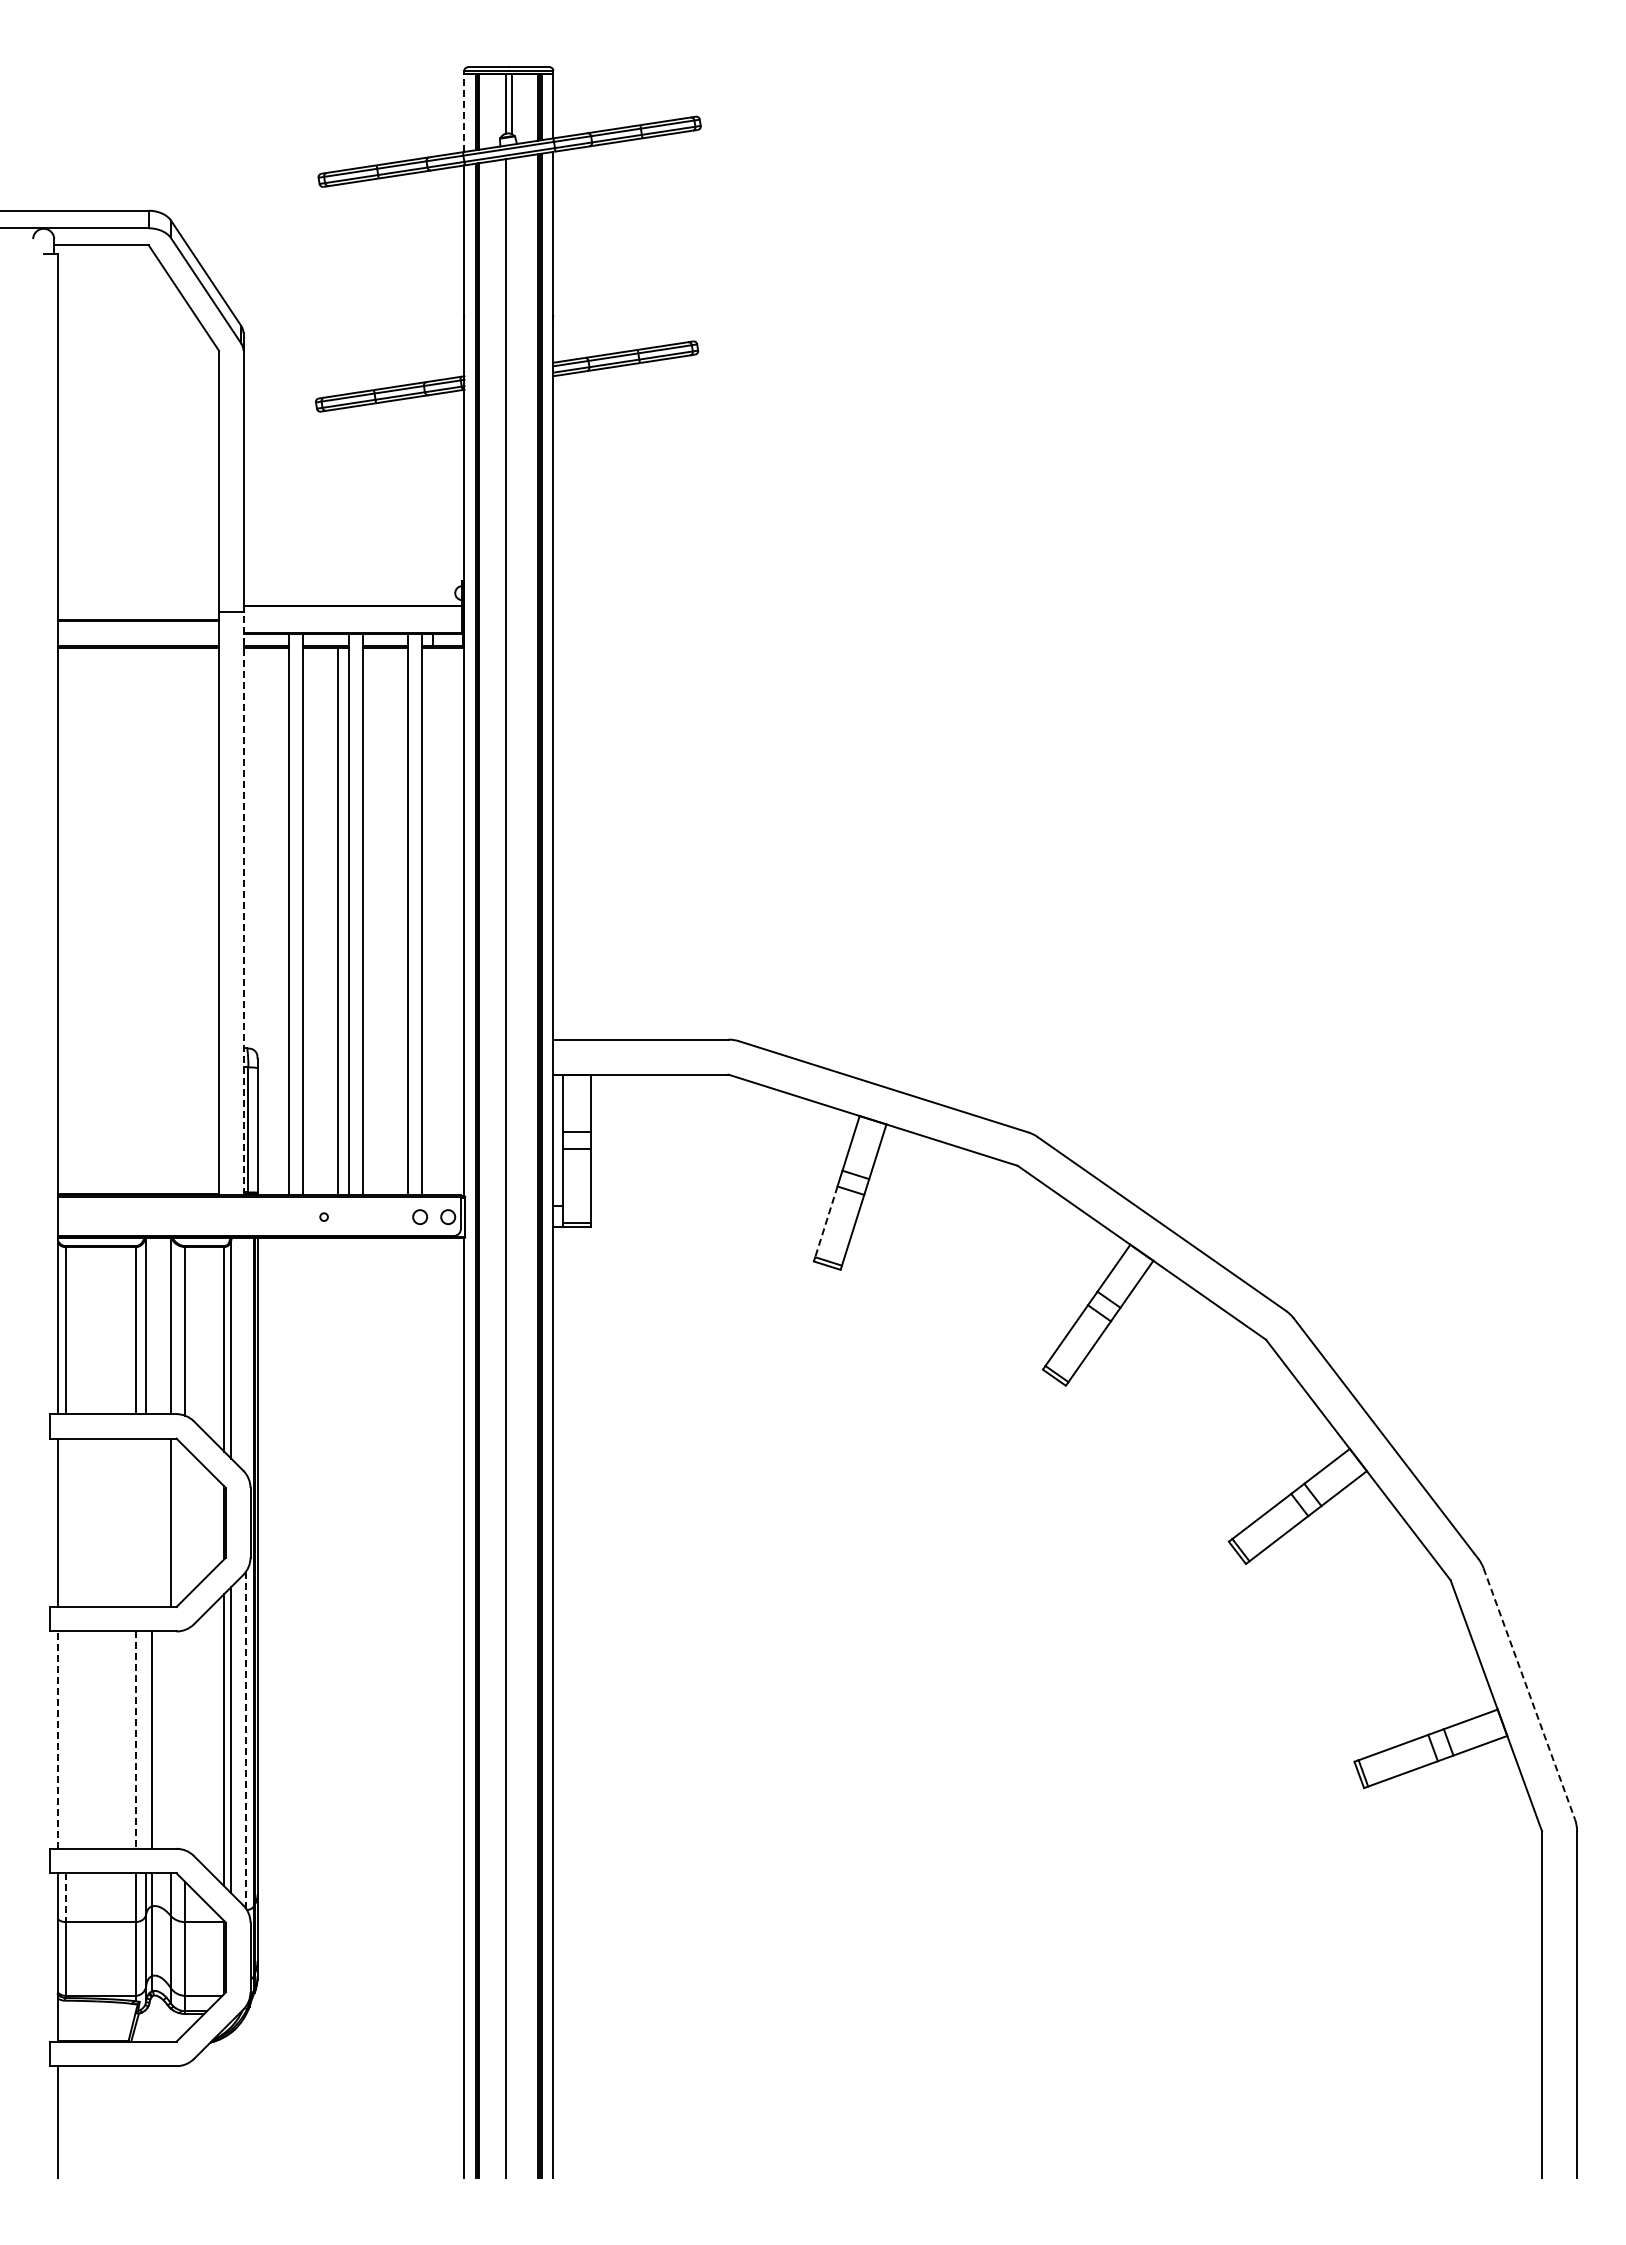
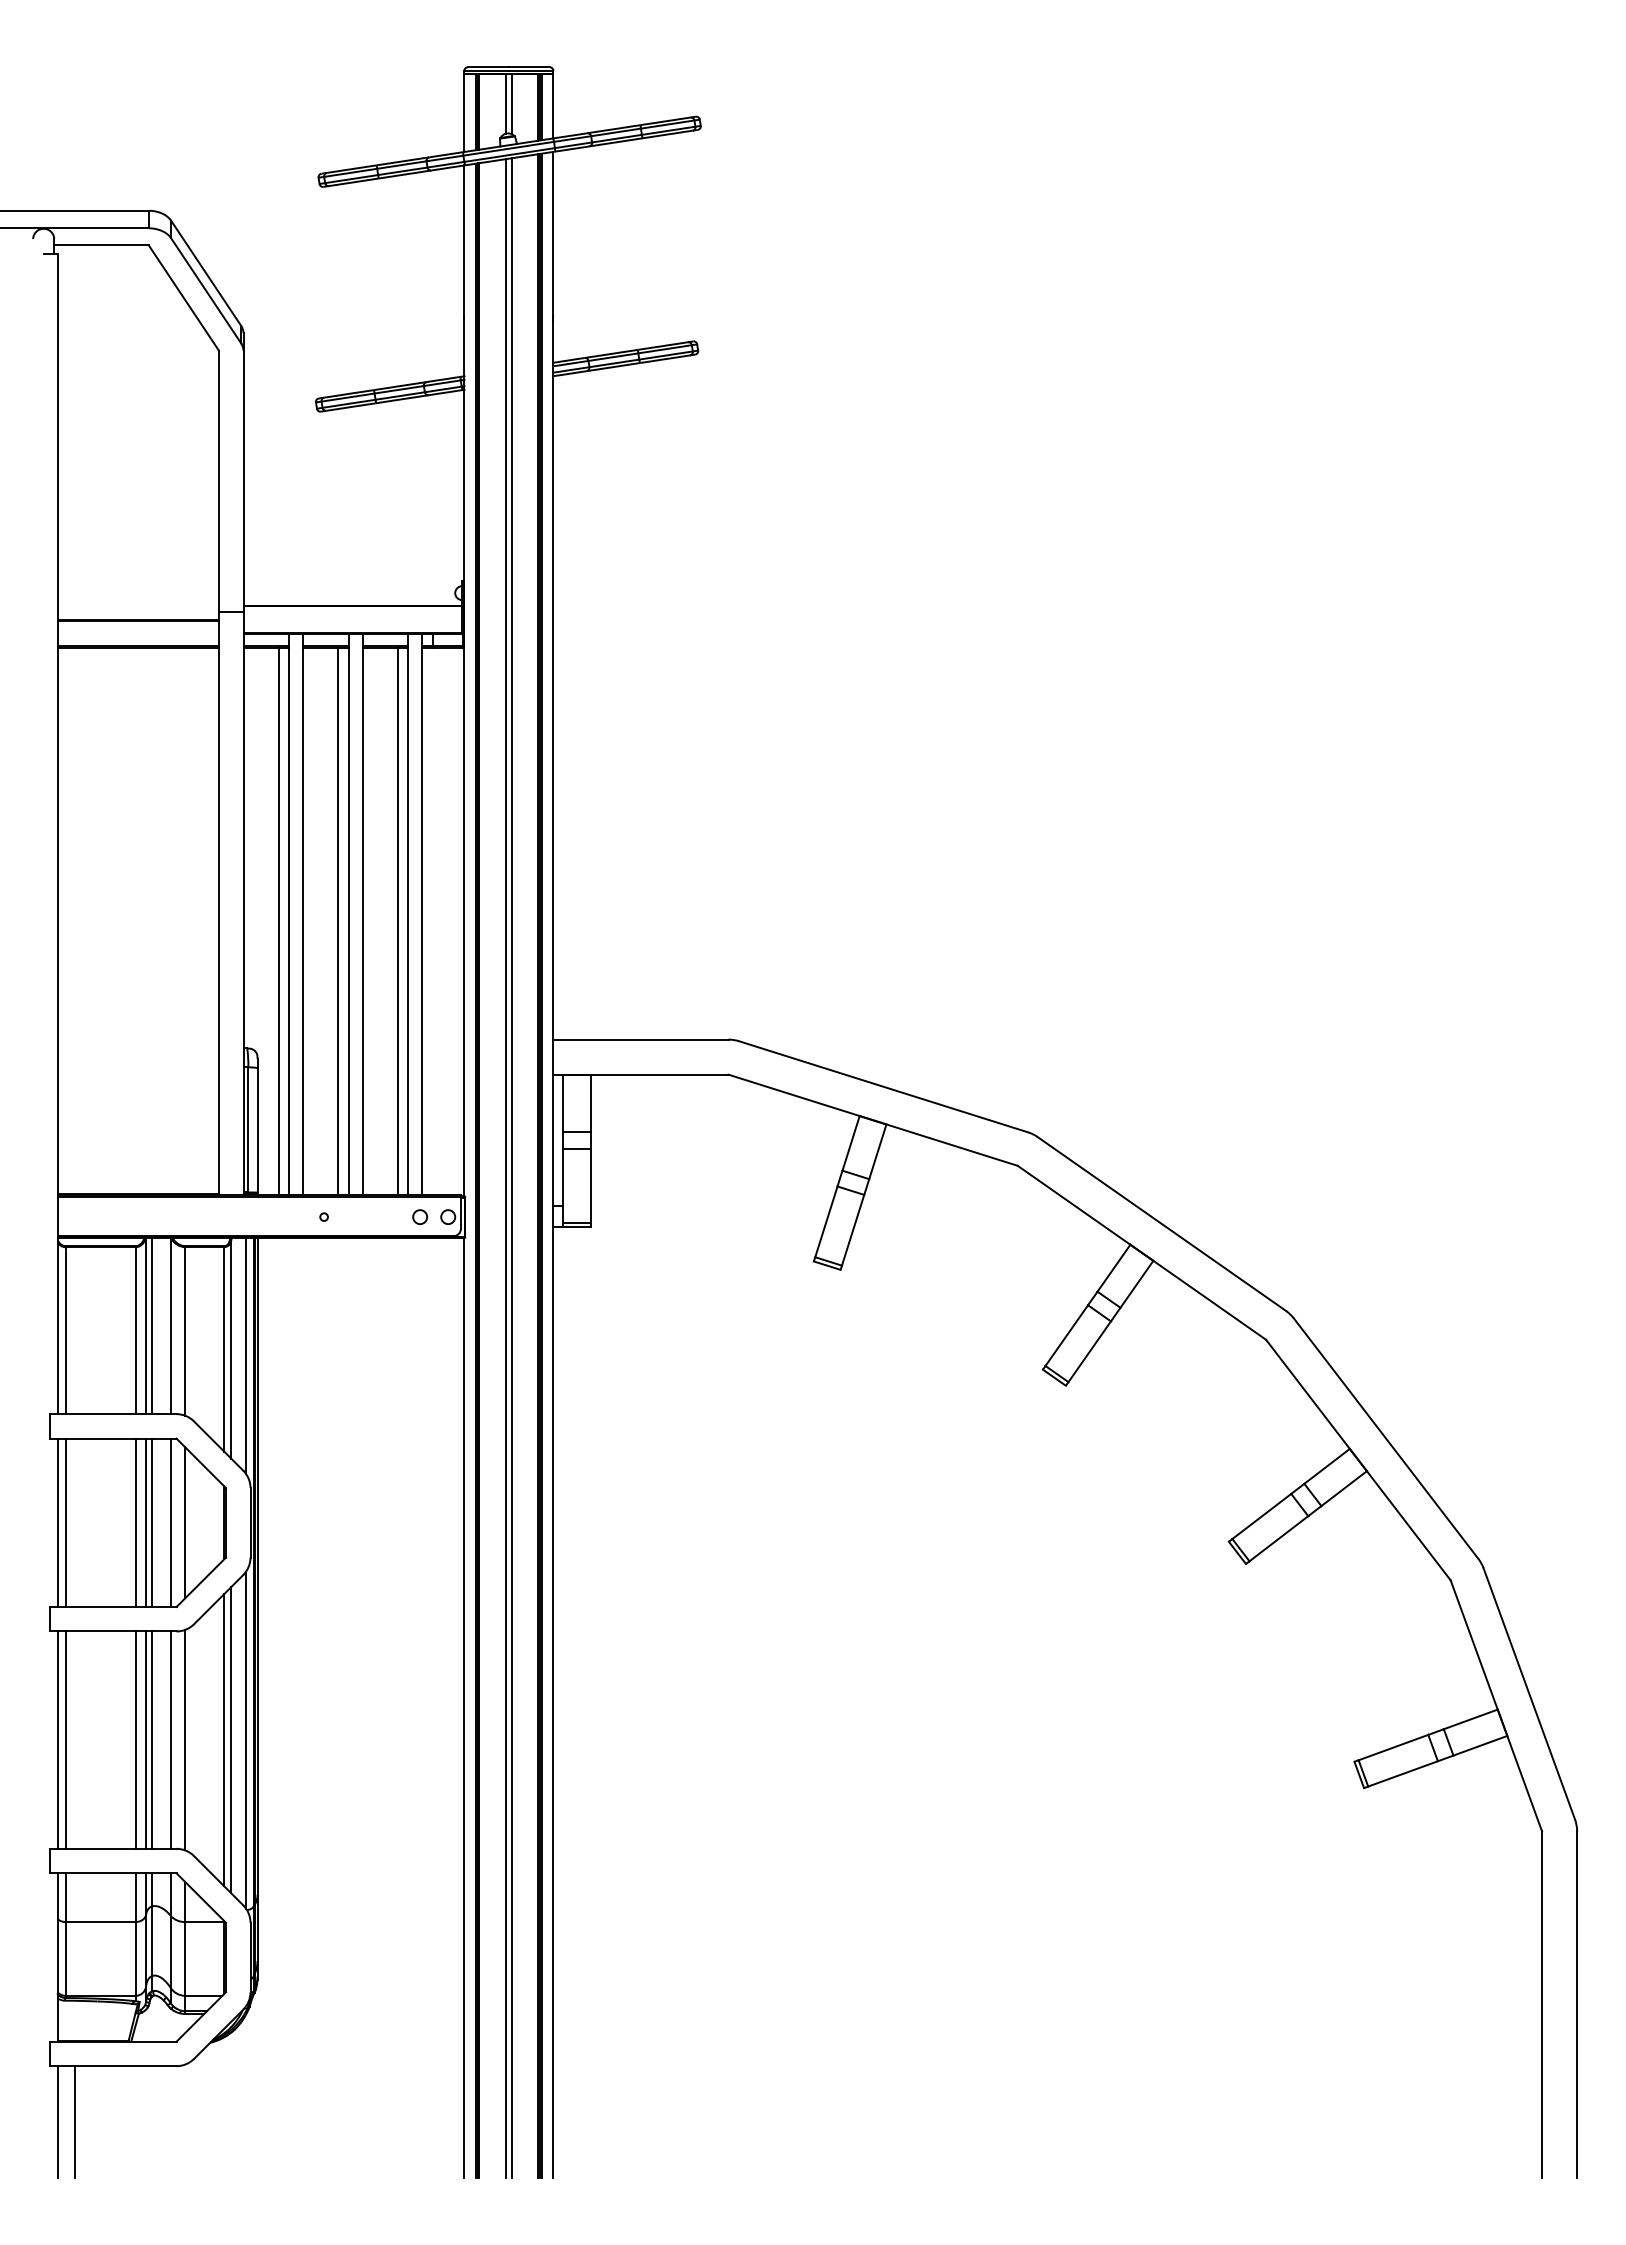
line: dashed -> solid (464, 113)
line: dashed -> solid (243, 902)
line: none -> present (278, 920)
line: none -> present (397, 920)
line: none -> present (511, 1167)
line: dashed -> solid (826, 1222)
line: none -> present (152, 1326)
line: none -> present (246, 1356)
line: none -> present (65, 1522)
line: none -> present (135, 1522)
line: none -> present (146, 1522)
line: none -> present (152, 1522)
line: none -> present (185, 1522)
line: dashed -> solid (1529, 1693)
line: none -> present (65, 1739)
line: none -> present (146, 1739)
line: none -> present (170, 1739)
line: none -> present (185, 1739)
line: dashed -> solid (57, 1740)
line: dashed -> solid (135, 1740)
line: dashed -> solid (246, 1740)
line: dashed -> solid (65, 1898)
line: none -> present (75, 2121)
